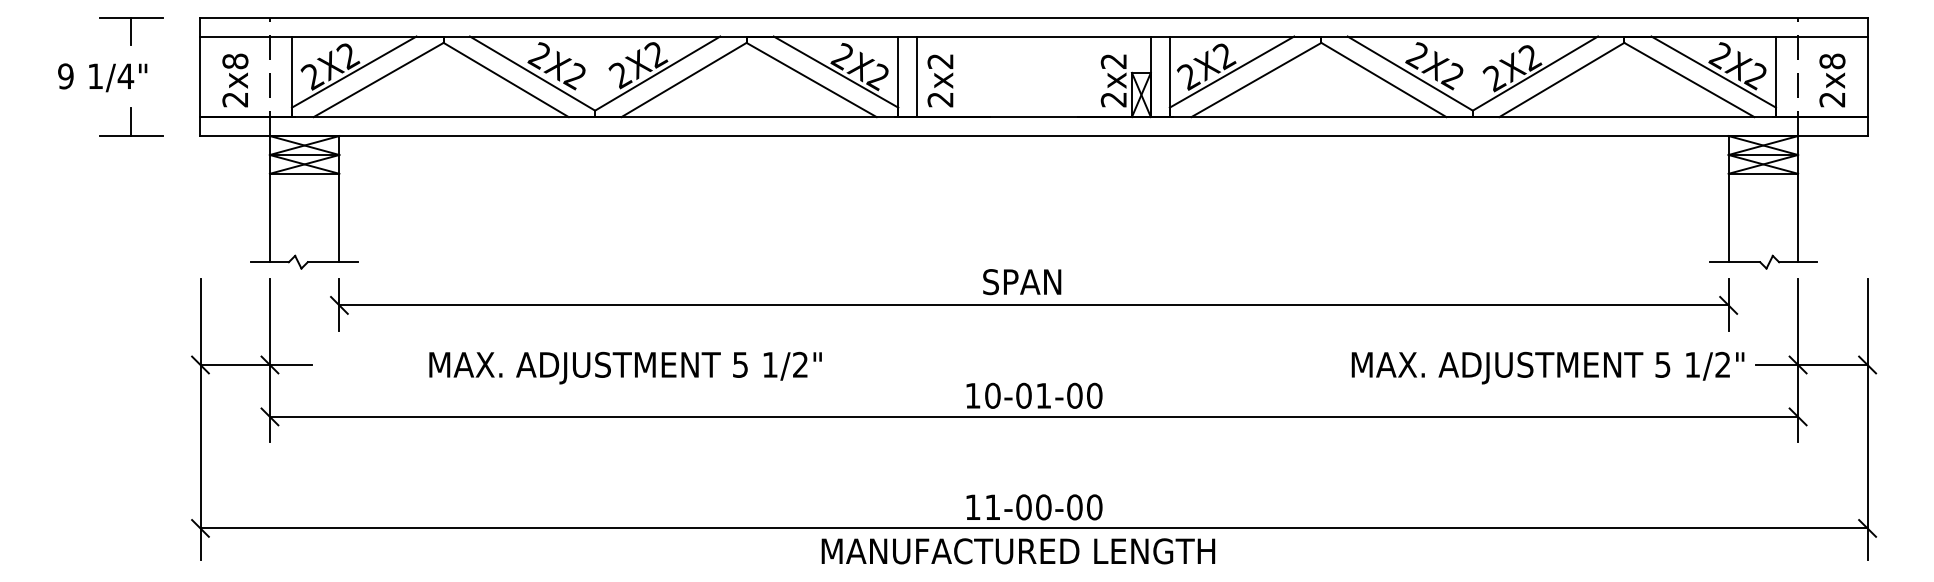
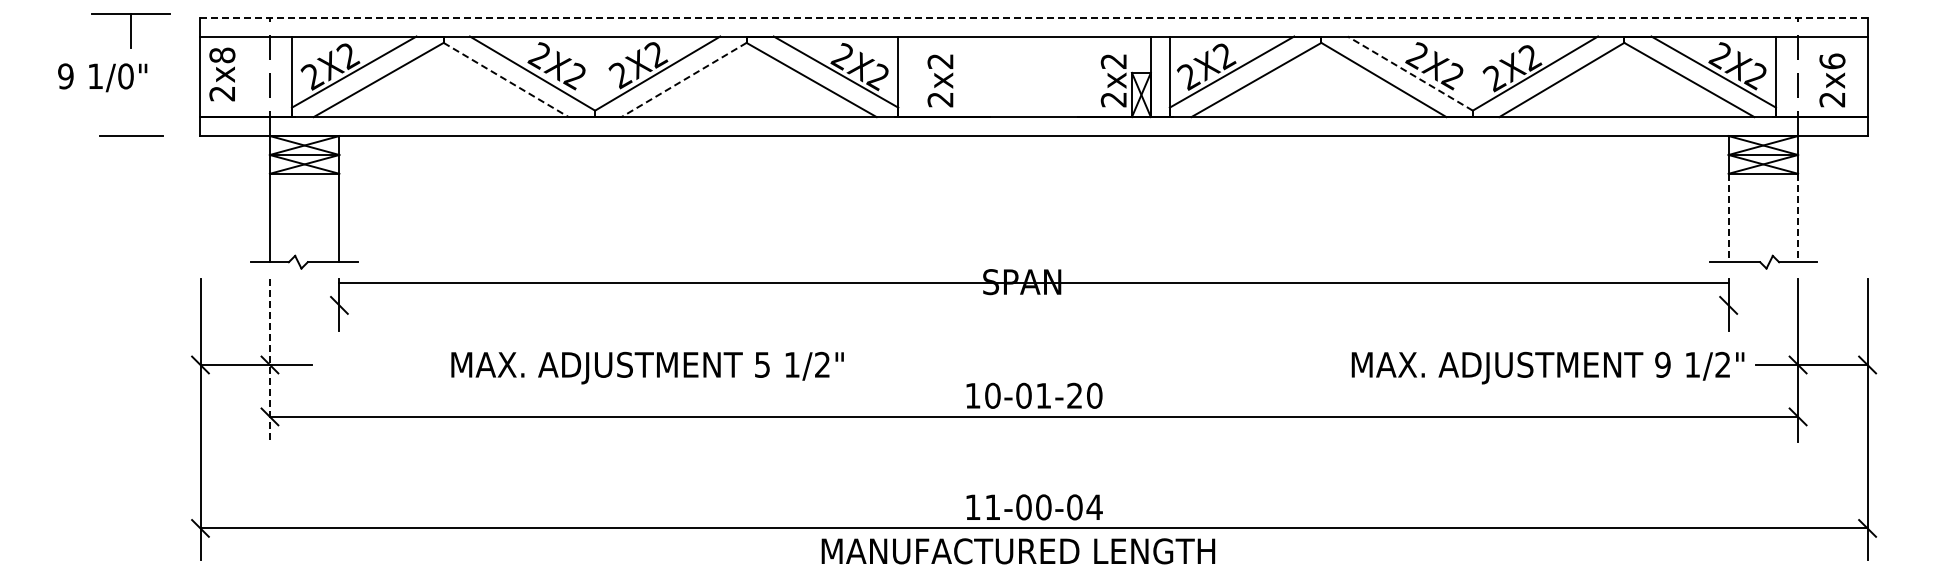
line: solid -> dashed (1034, 17)
part size: 65x29 px -> 80x36 px (130, 30)
text: 2x8 -> 2x6 (1832, 61)
line: solid -> dashed (1410, 73)
text: 1/4" -> 1/0" (125, 76)
line: present -> none (917, 76)
line: solid -> dashed (506, 79)
line: solid -> dashed (684, 79)
text position: (235, 80) -> (222, 74) (222, 74)
line: present -> none (131, 121)
line: solid -> dashed (1728, 218)
line: solid -> dashed (1798, 218)
line position: (1033, 305) -> (1033, 283) (1033, 283)
line: solid -> dashed (269, 361)
text: 5 -> 9 (1662, 364)
text position: (625, 367) -> (647, 367) (647, 367)
text: 10-01-00 -> 10-01-20 (1074, 395)
text: 11-00-00 -> 11-00-04 (1094, 507)
